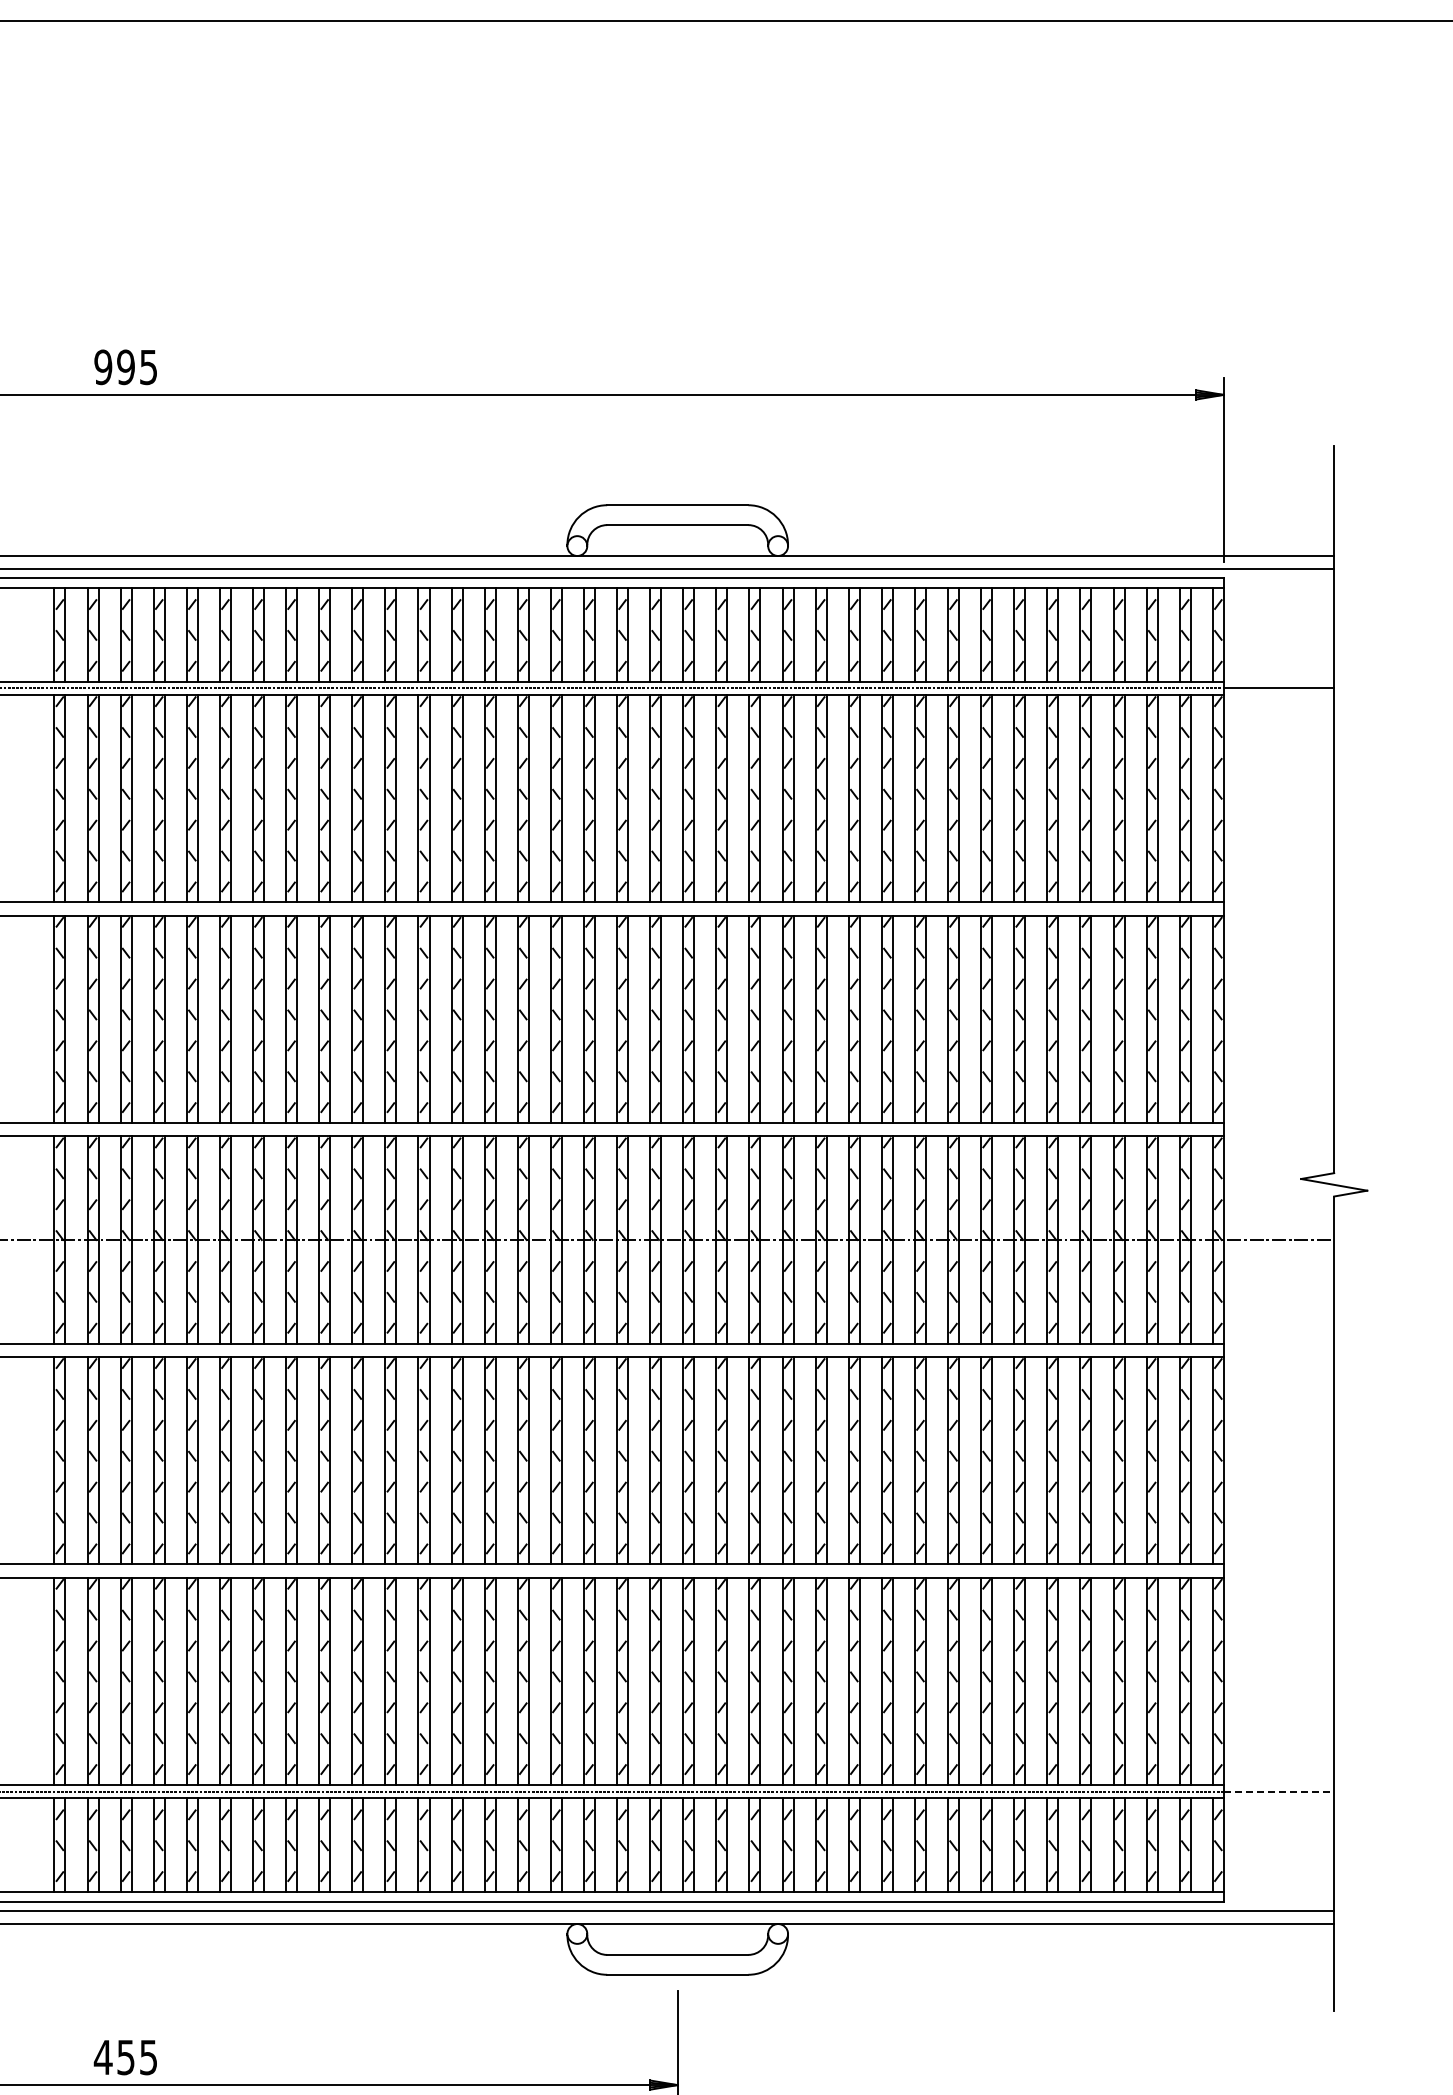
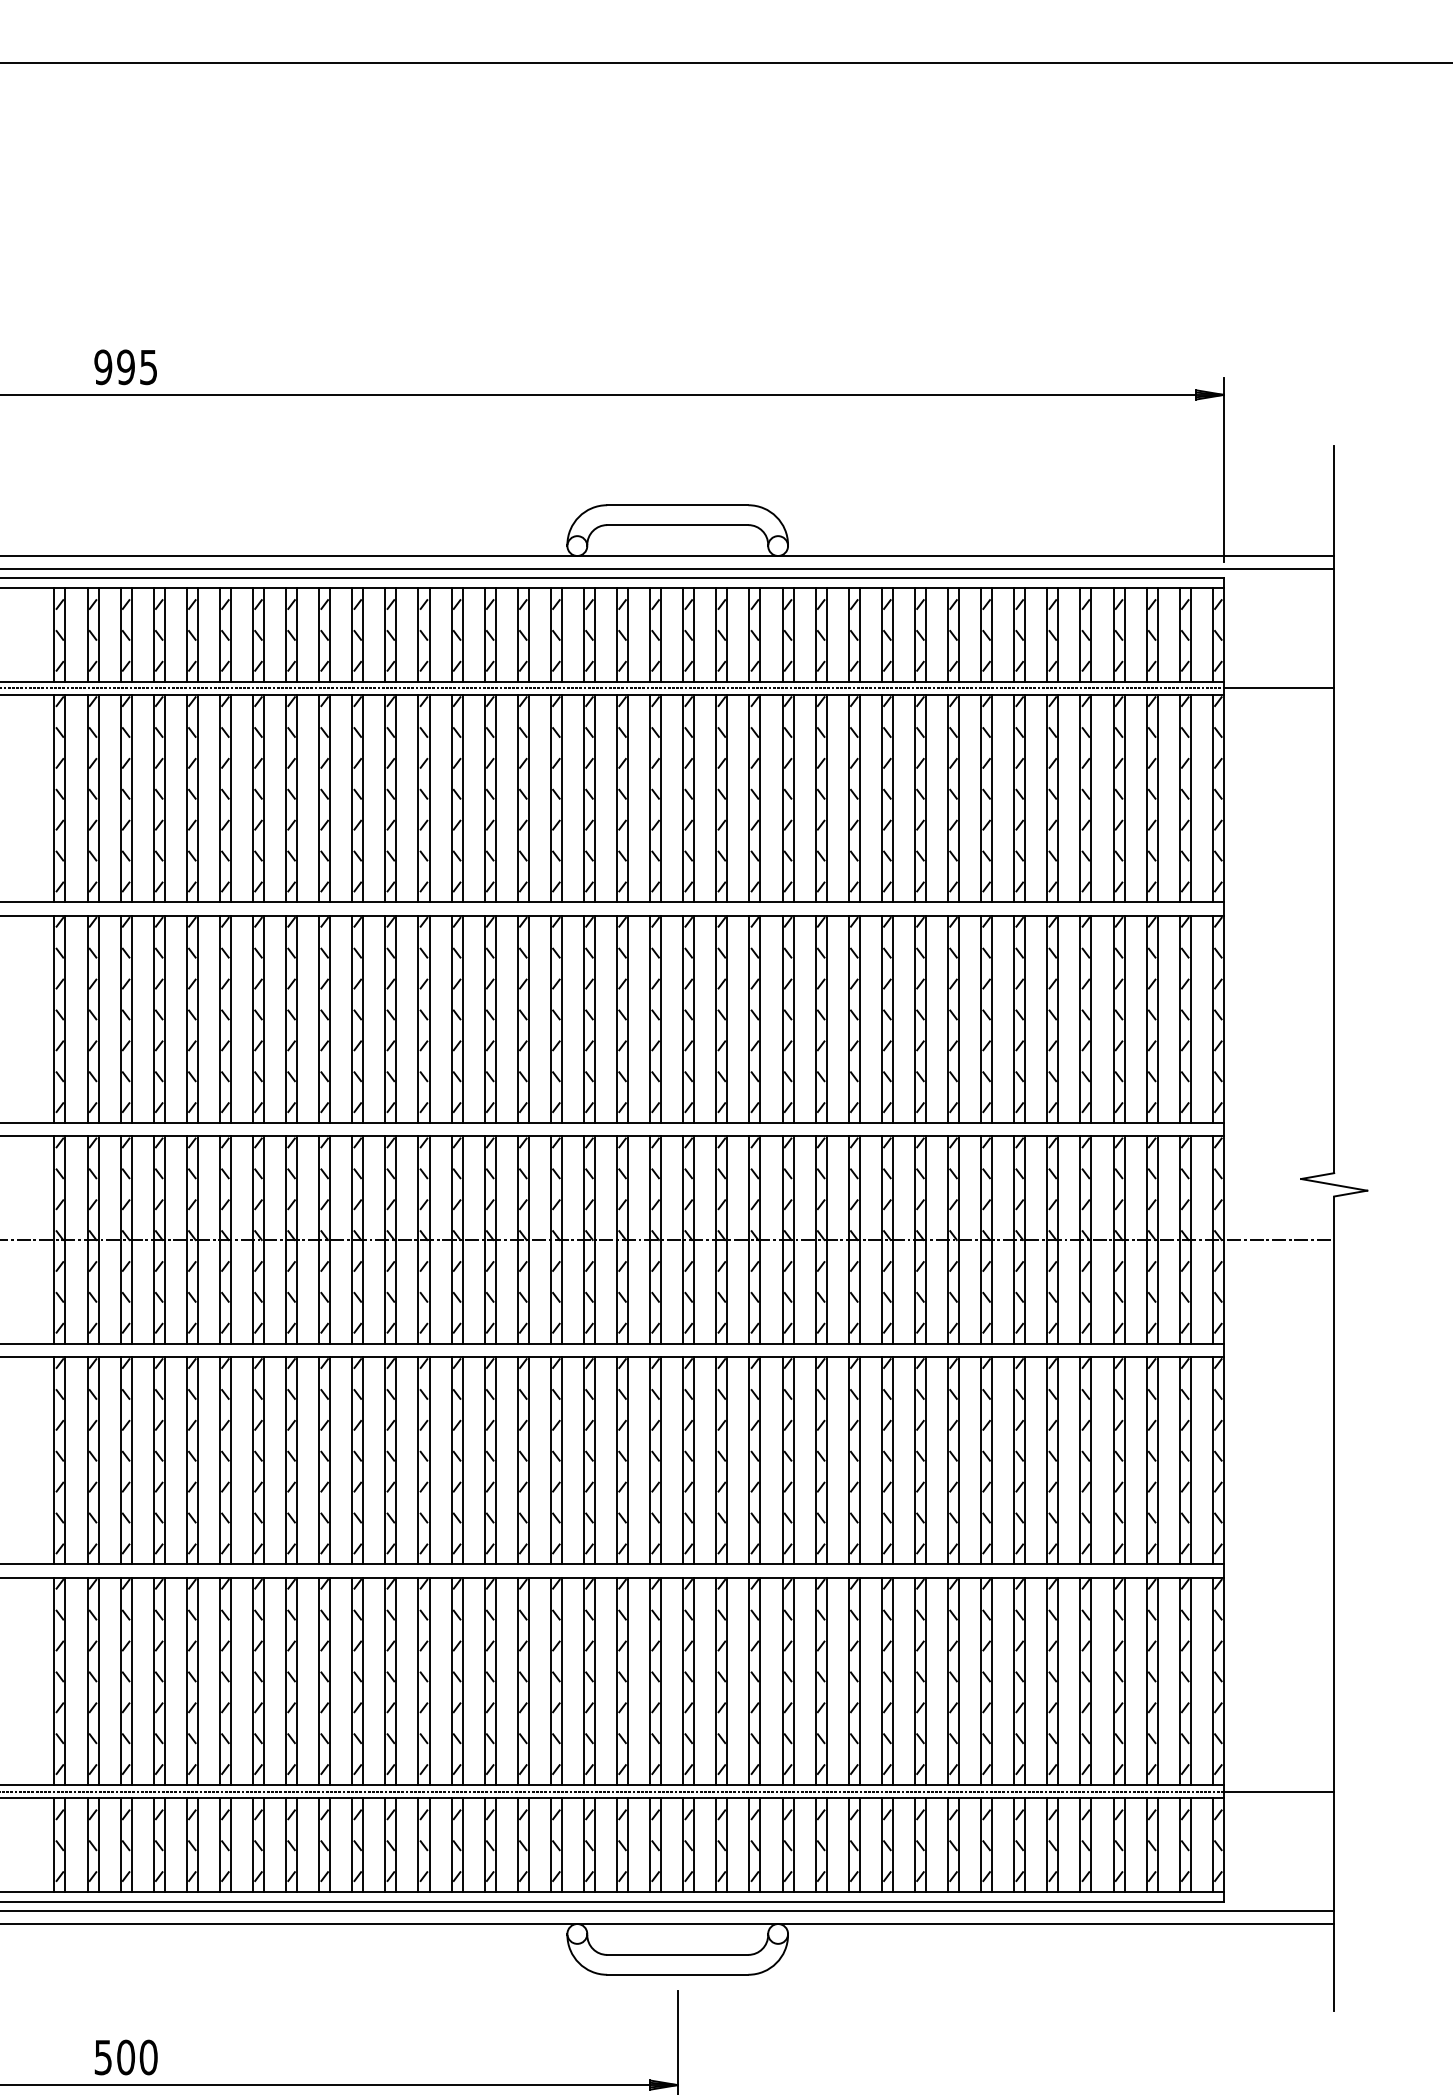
line position: (725, 20) -> (725, 62) (725, 62)
line: dashed -> solid (1279, 1791)
text: 455 -> 500 (125, 2057)
